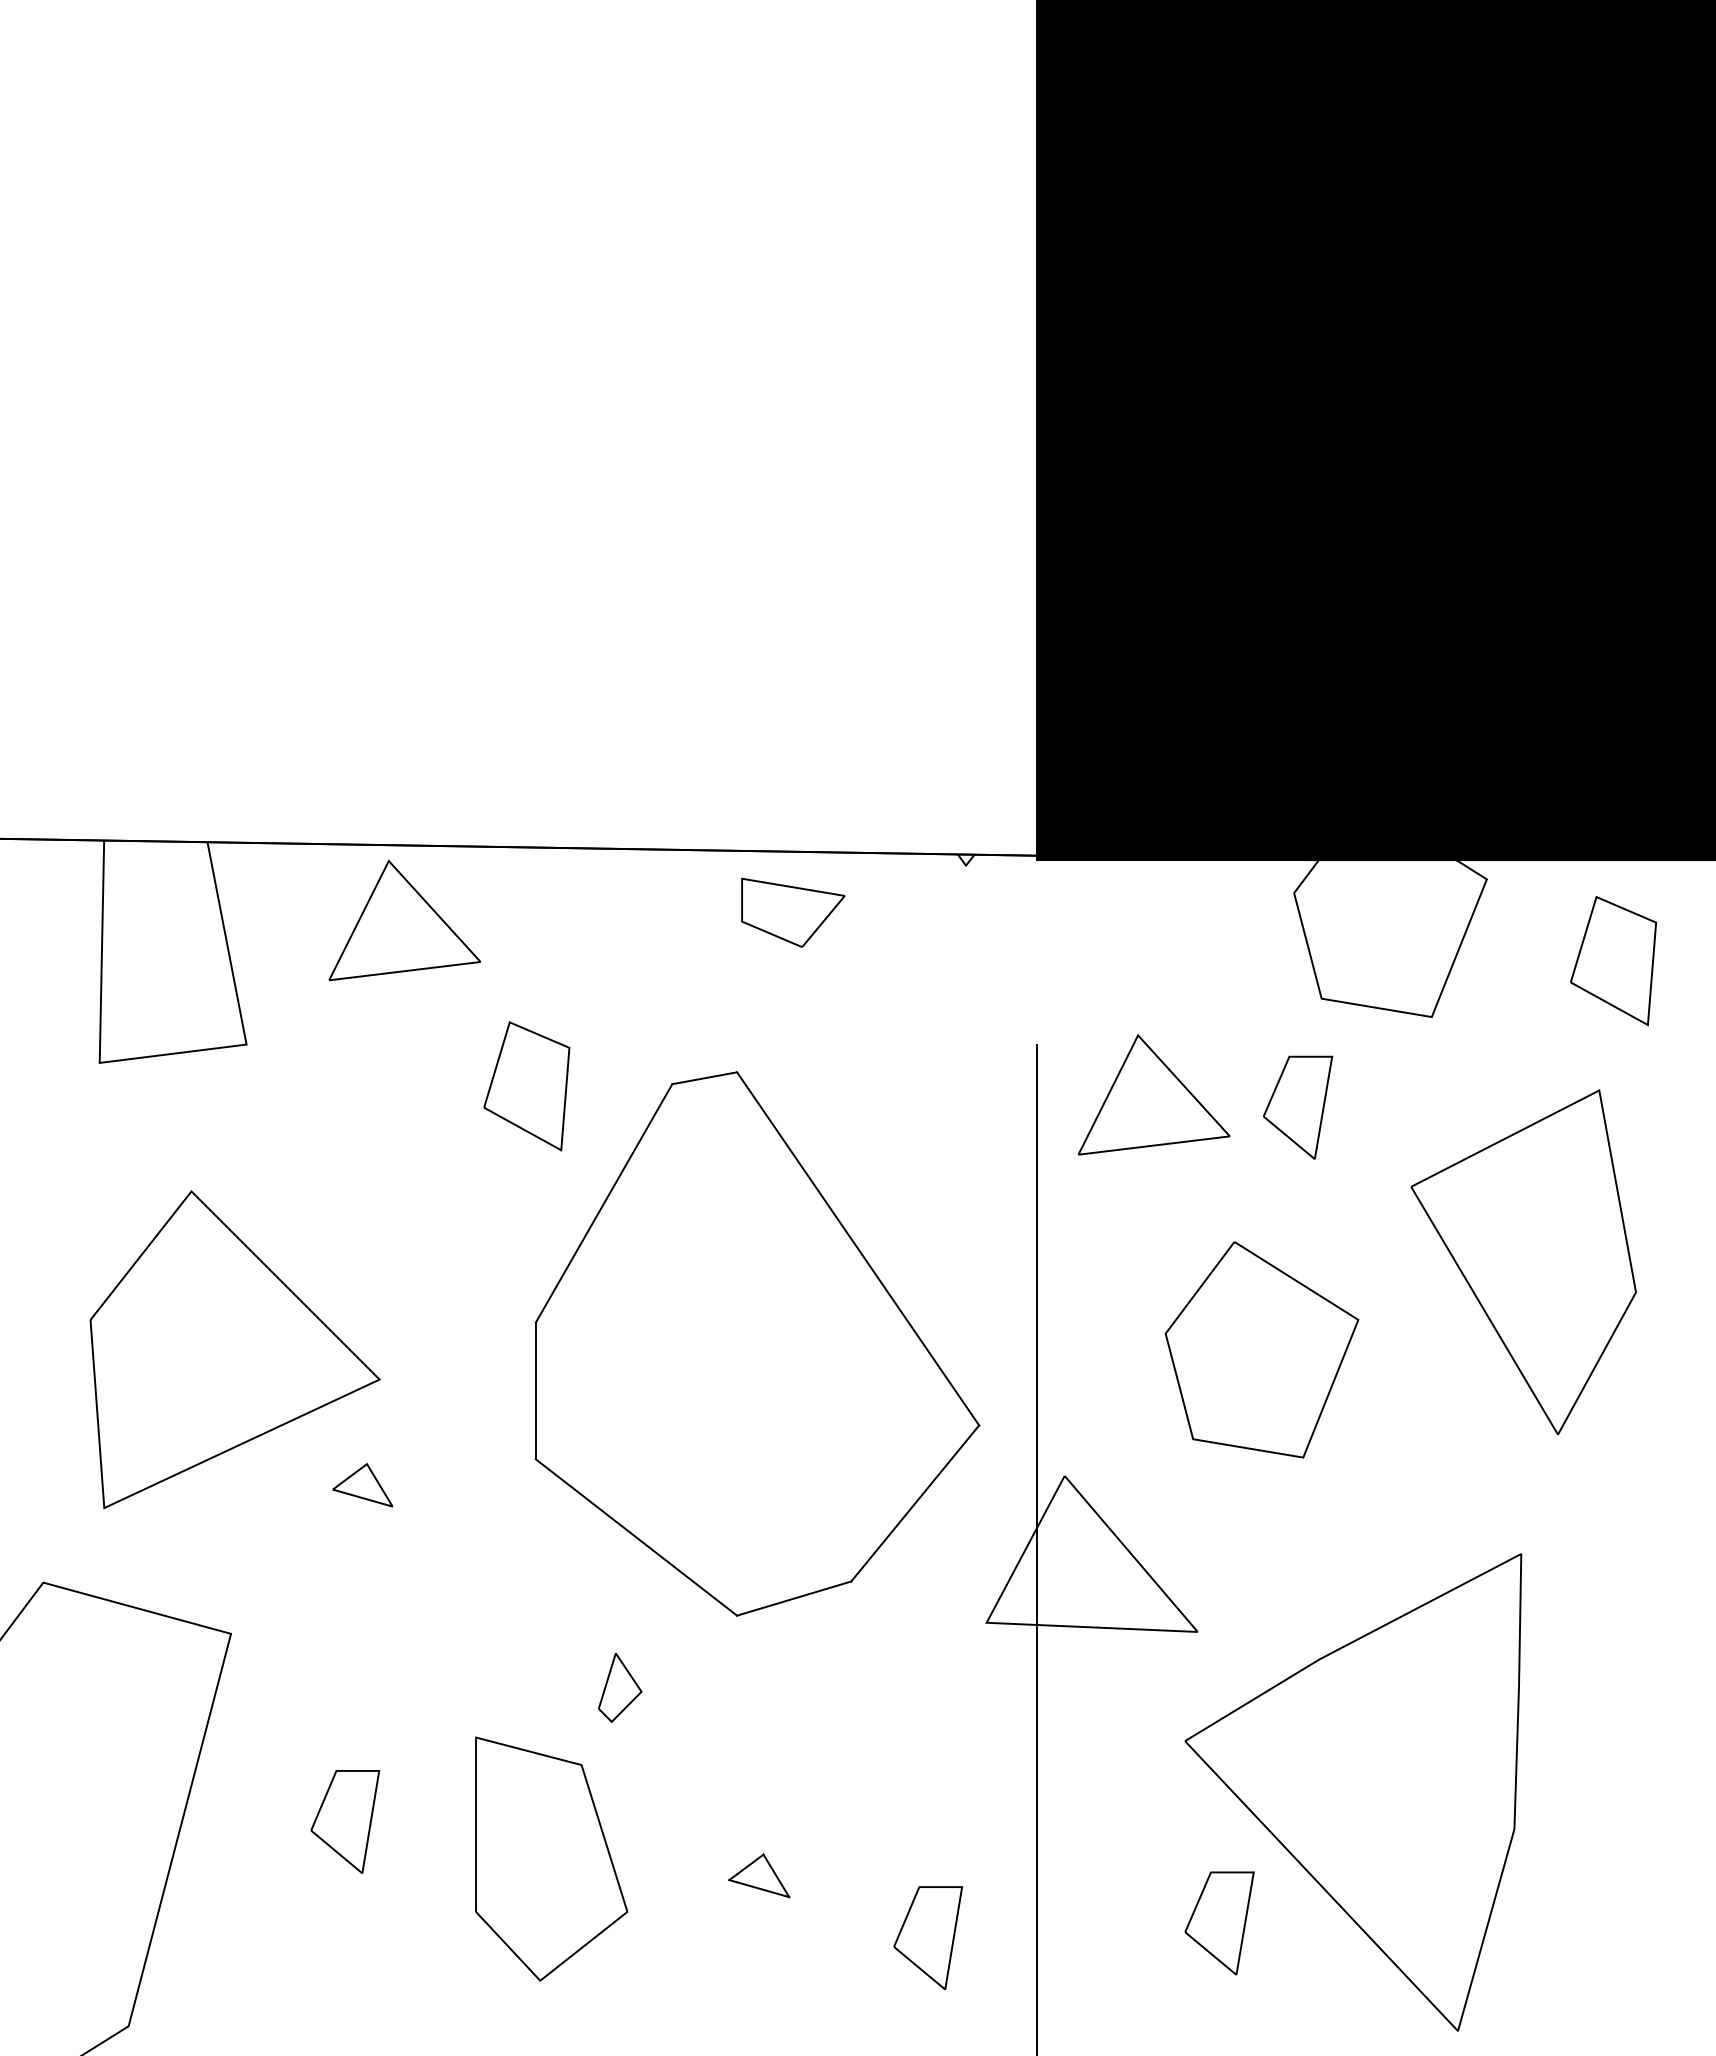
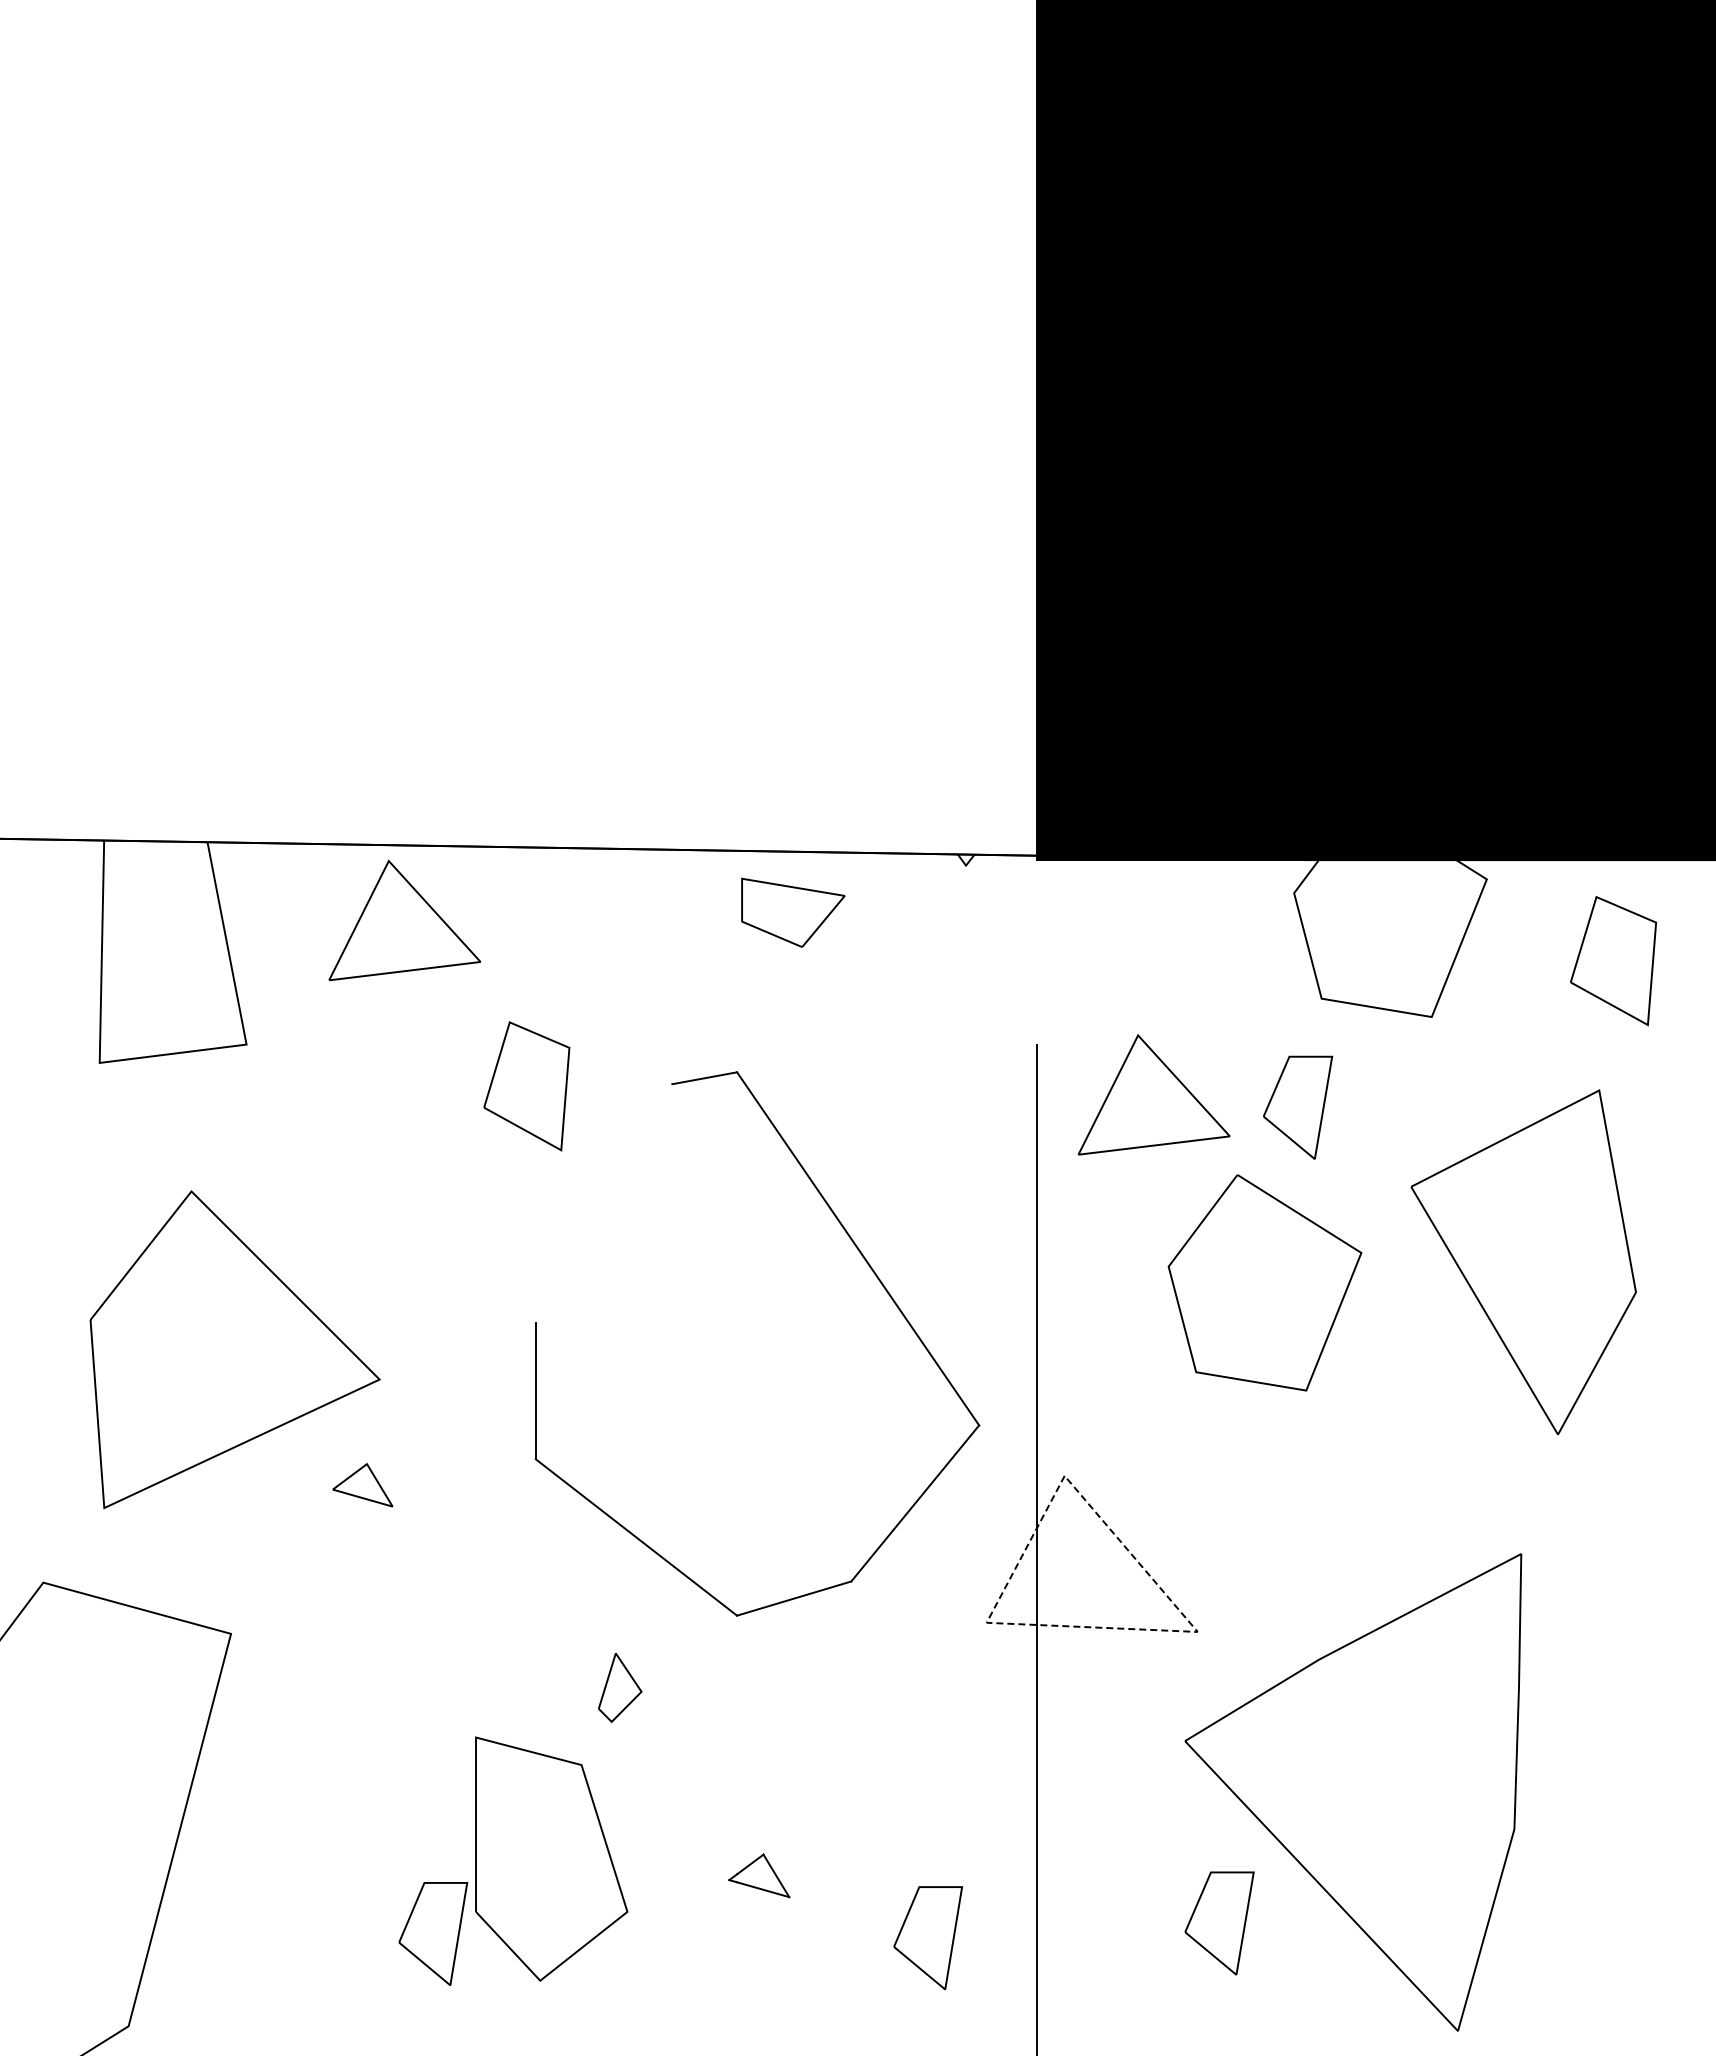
line: present -> none (603, 1203)
part position: (1261, 1349) -> (1264, 1282) (1264, 1282)
line: solid -> dashed (1112, 1628)
part position: (345, 1821) -> (433, 1933) (433, 1933)
